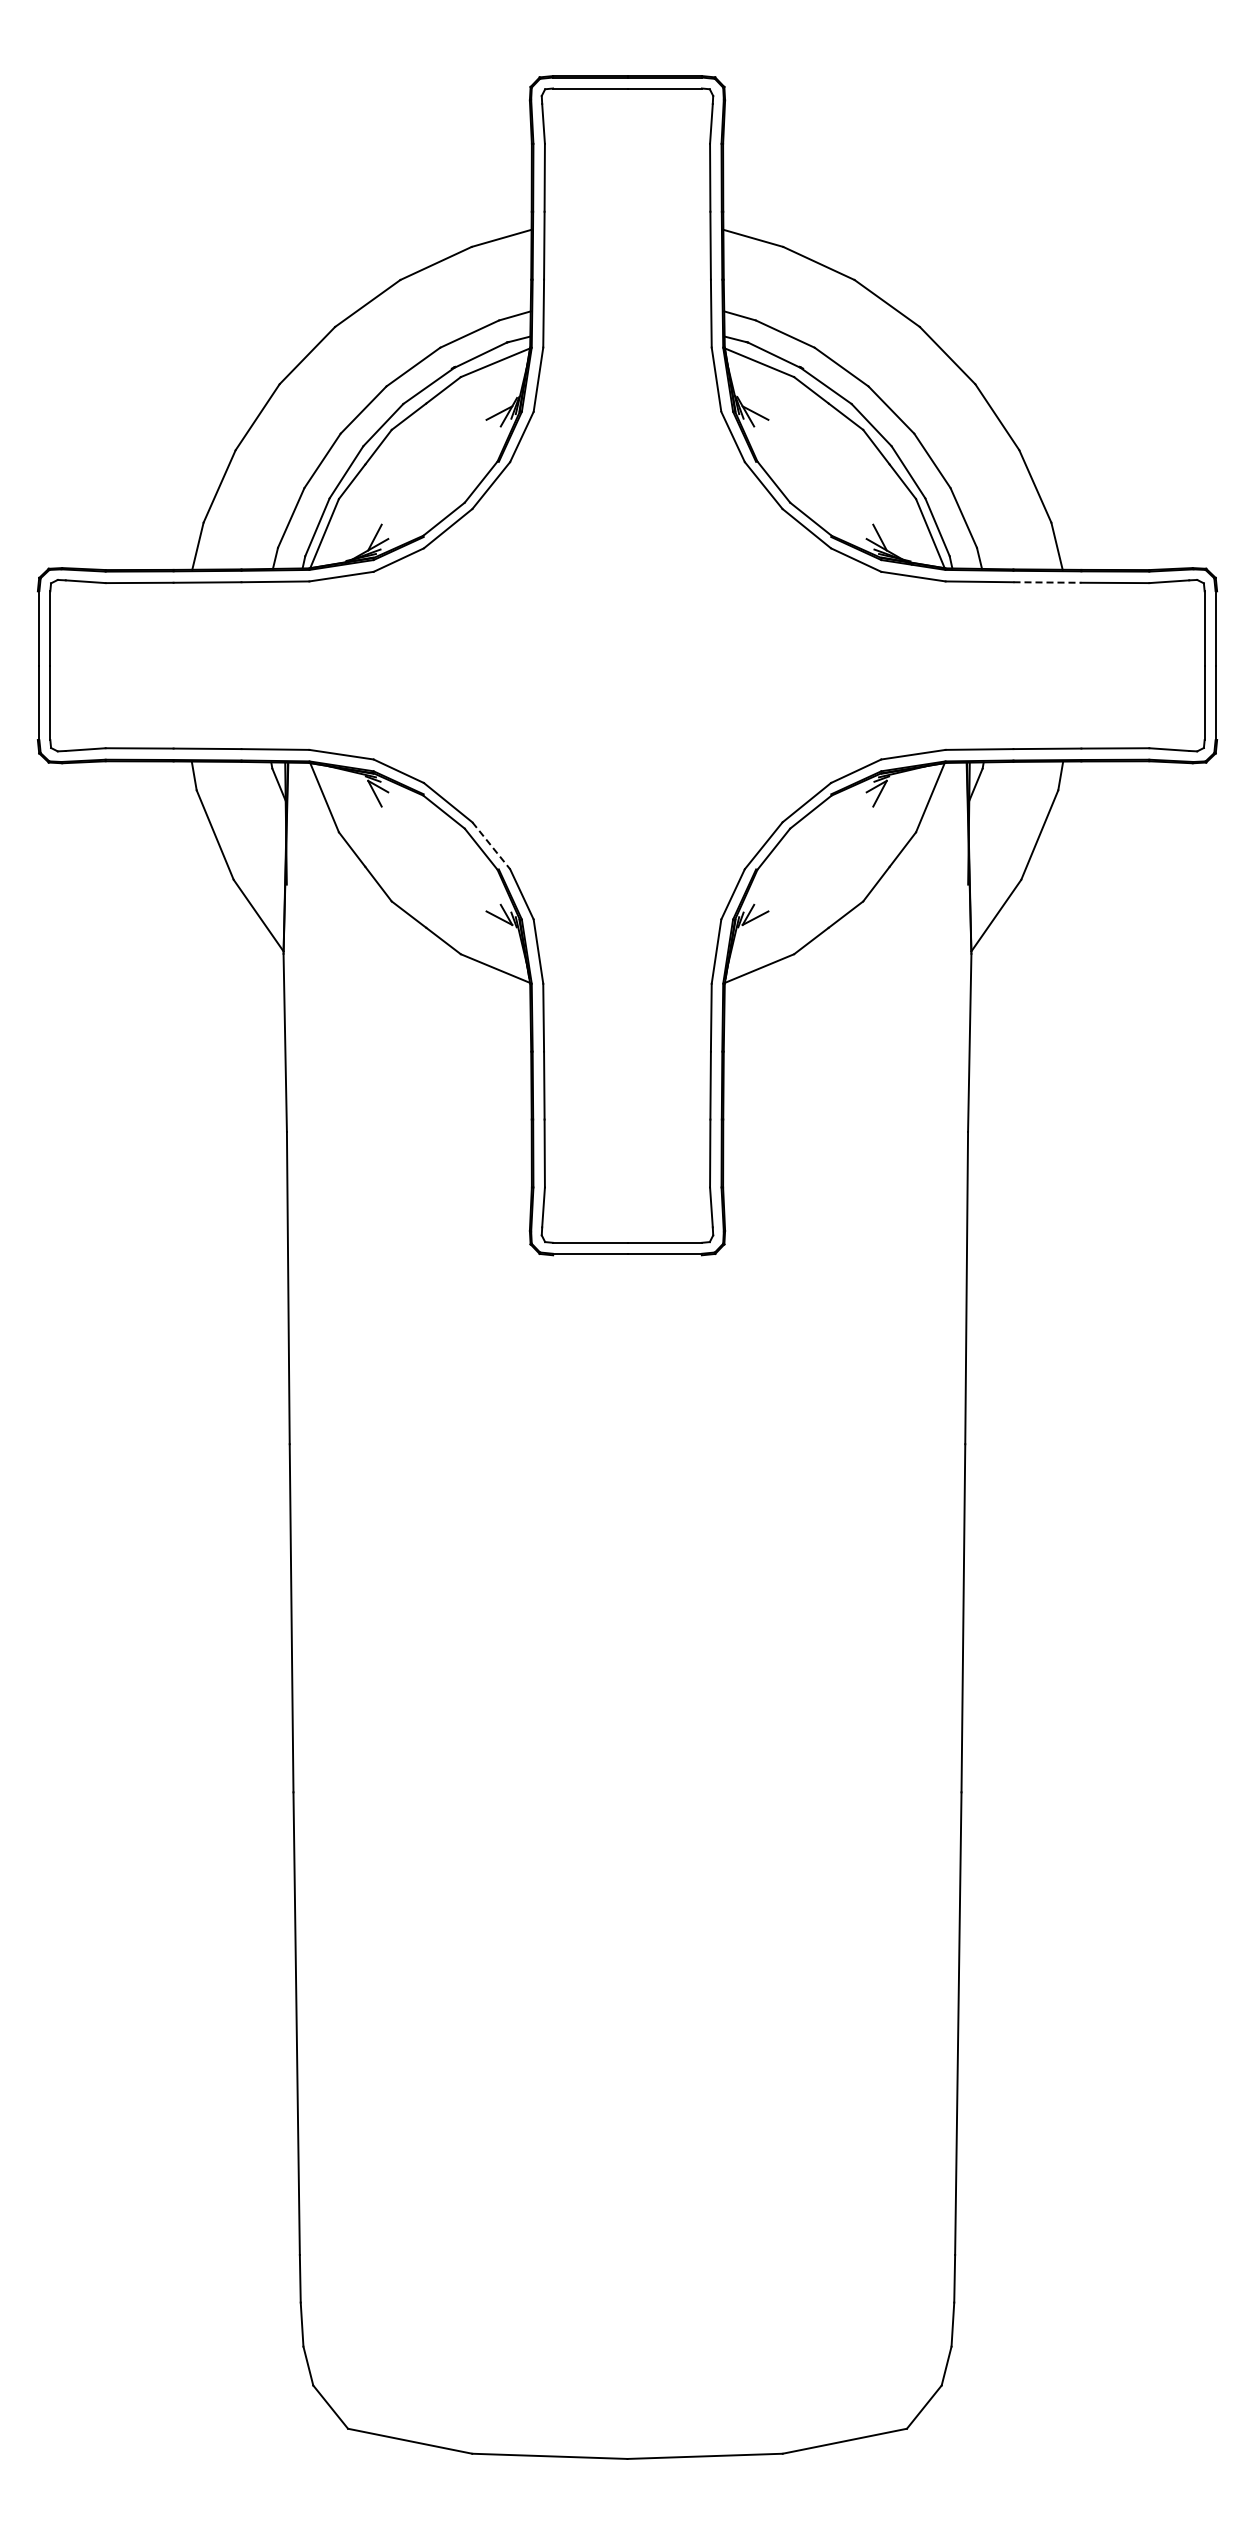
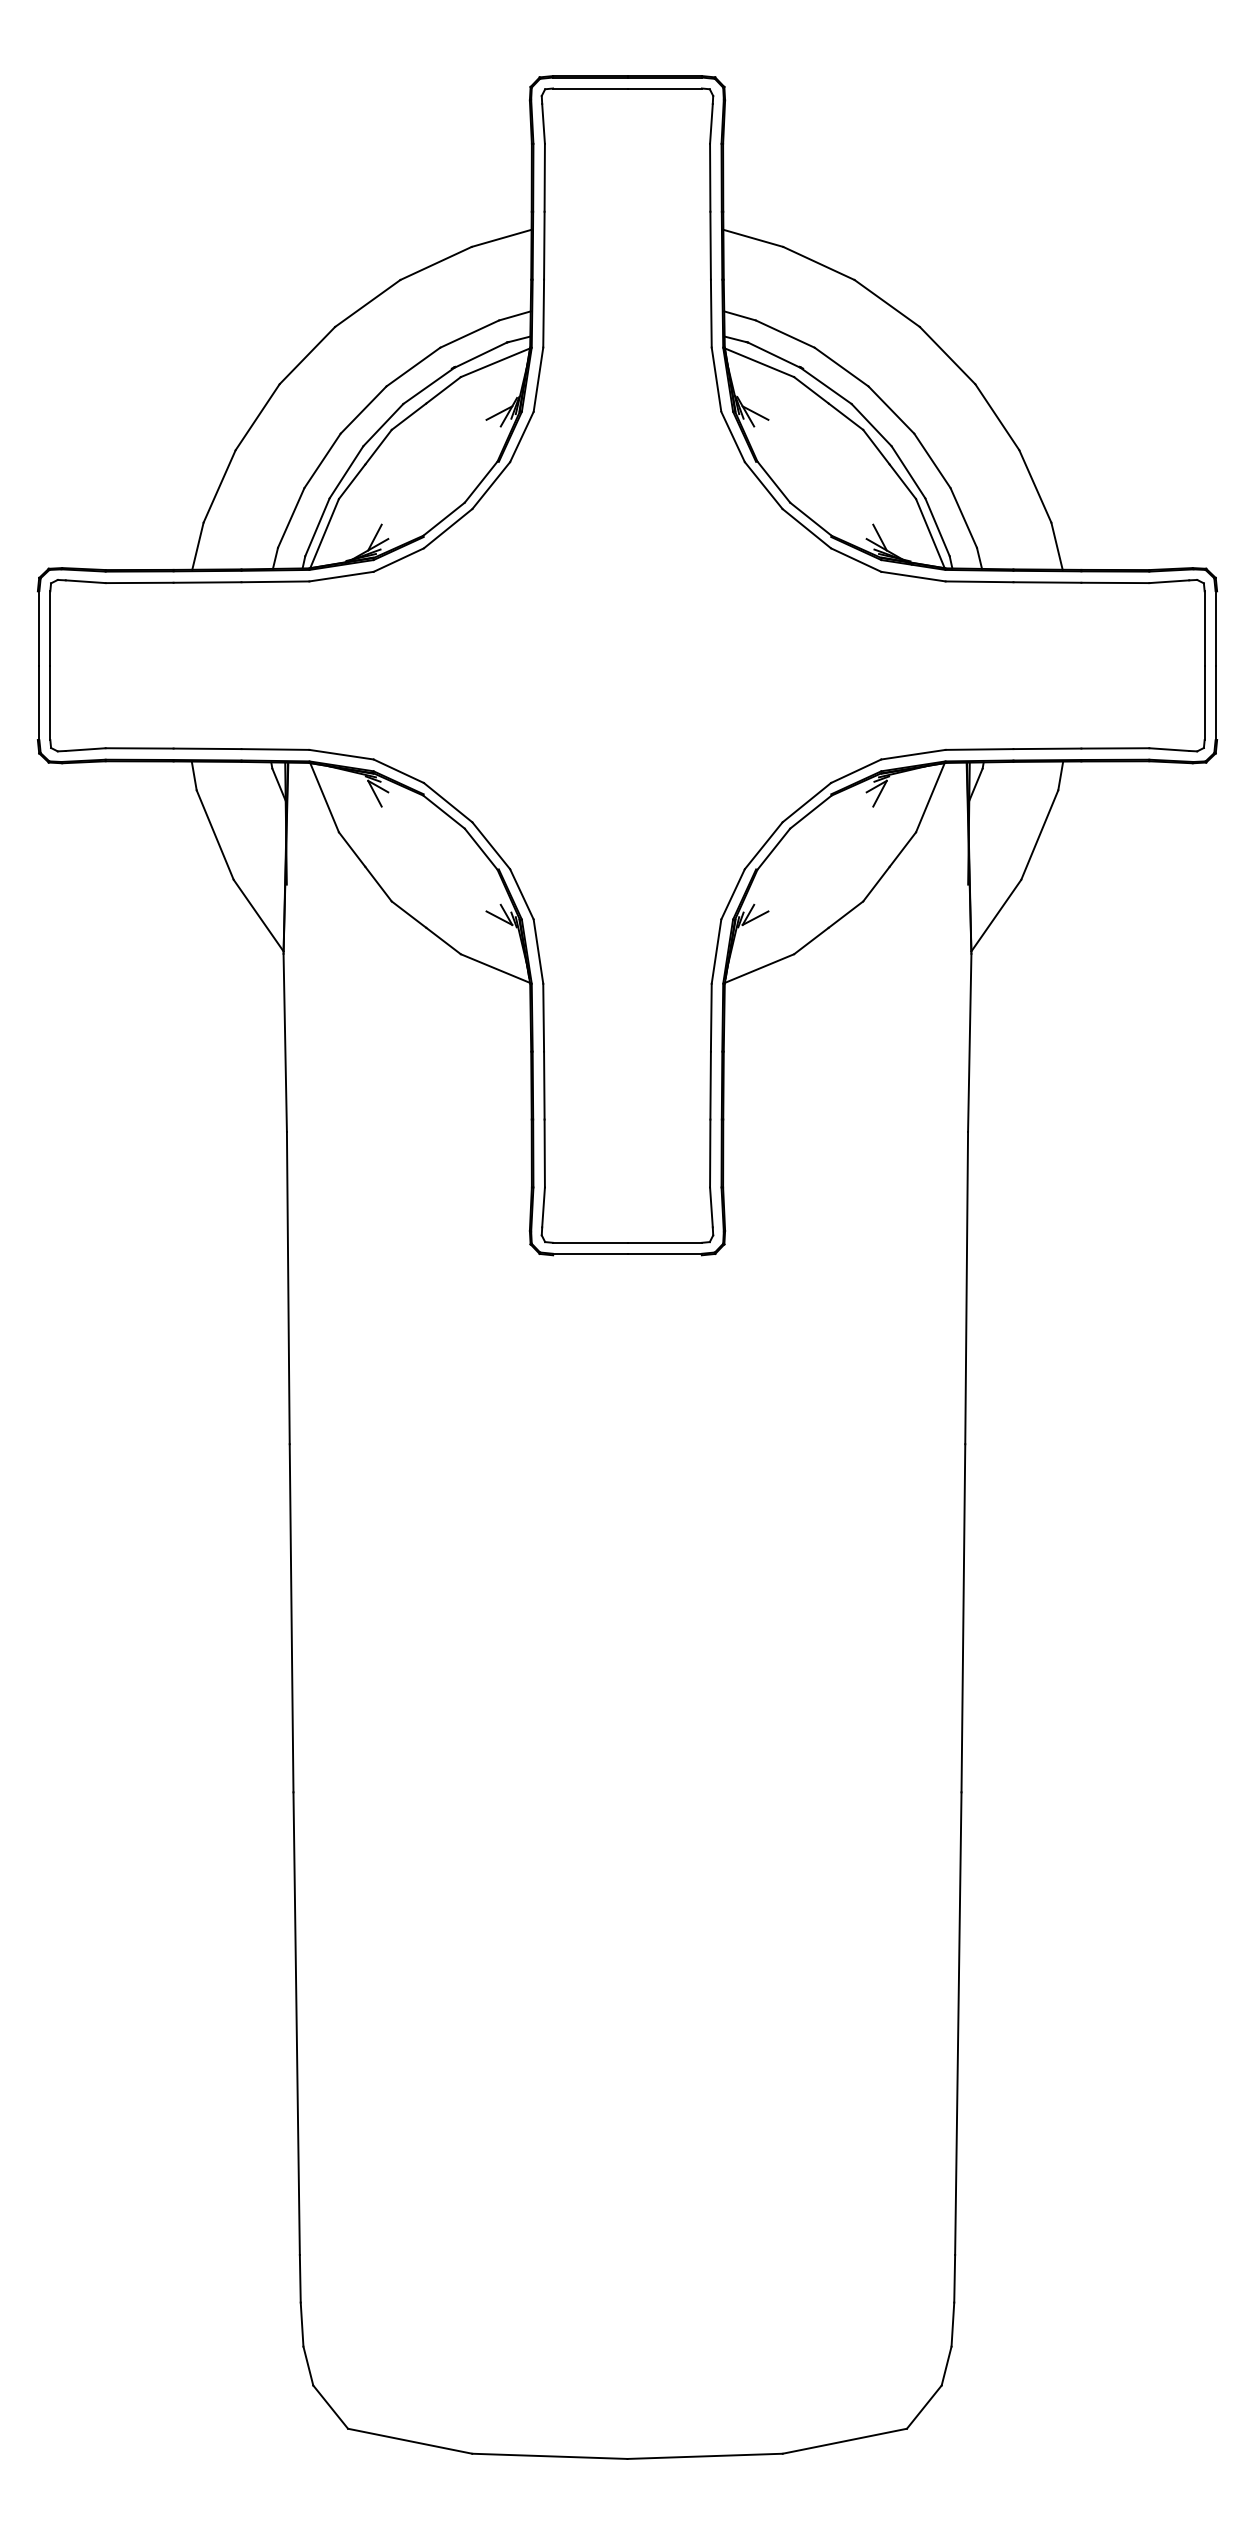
line: dashed -> solid (1047, 582)
line: dashed -> solid (491, 846)
